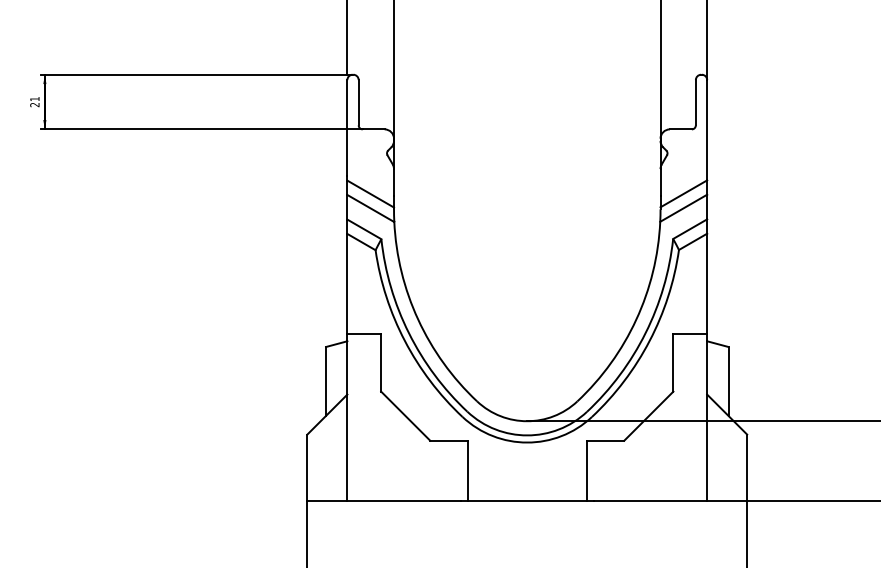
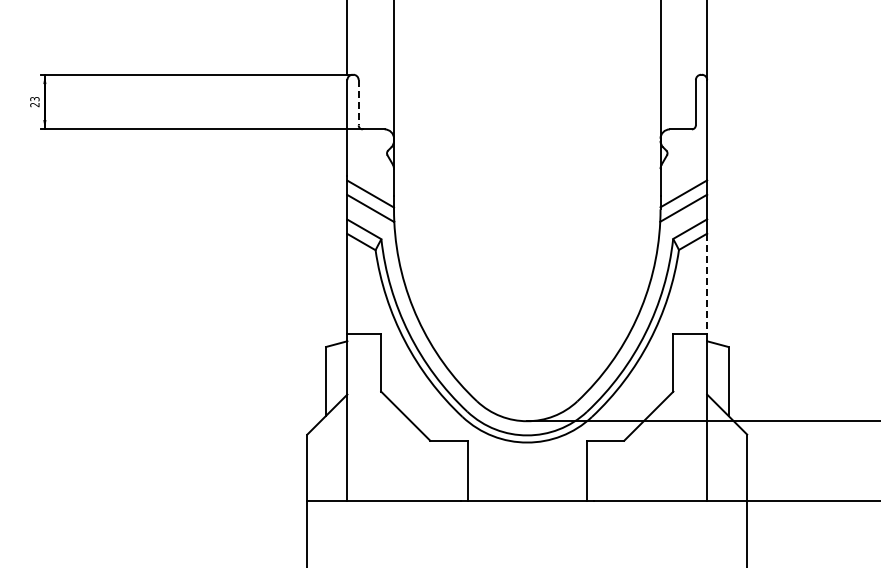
text: 21 -> 23 (34, 99)
line: solid -> dashed (358, 102)
line: solid -> dashed (707, 284)
